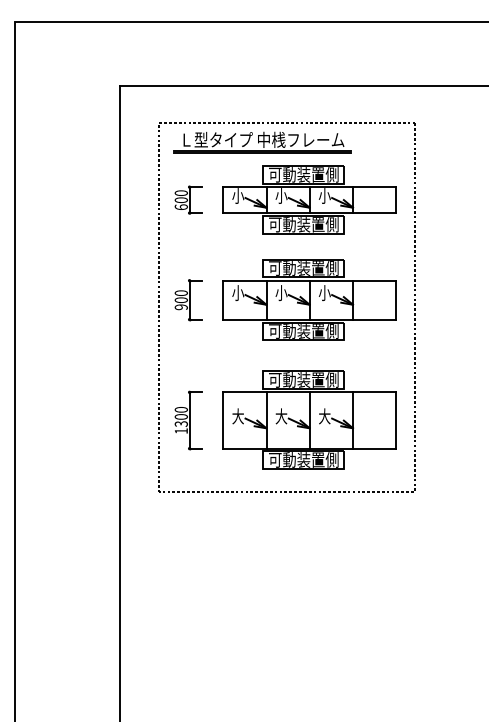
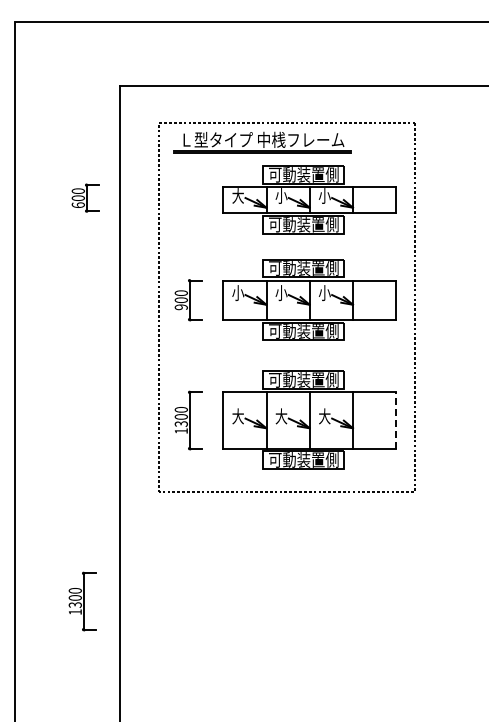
text: 小 -> 大 (238, 197)
part position: (188, 199) -> (85, 197) (85, 197)
line: solid -> dashed (396, 419)
part: none -> present (82, 601)
